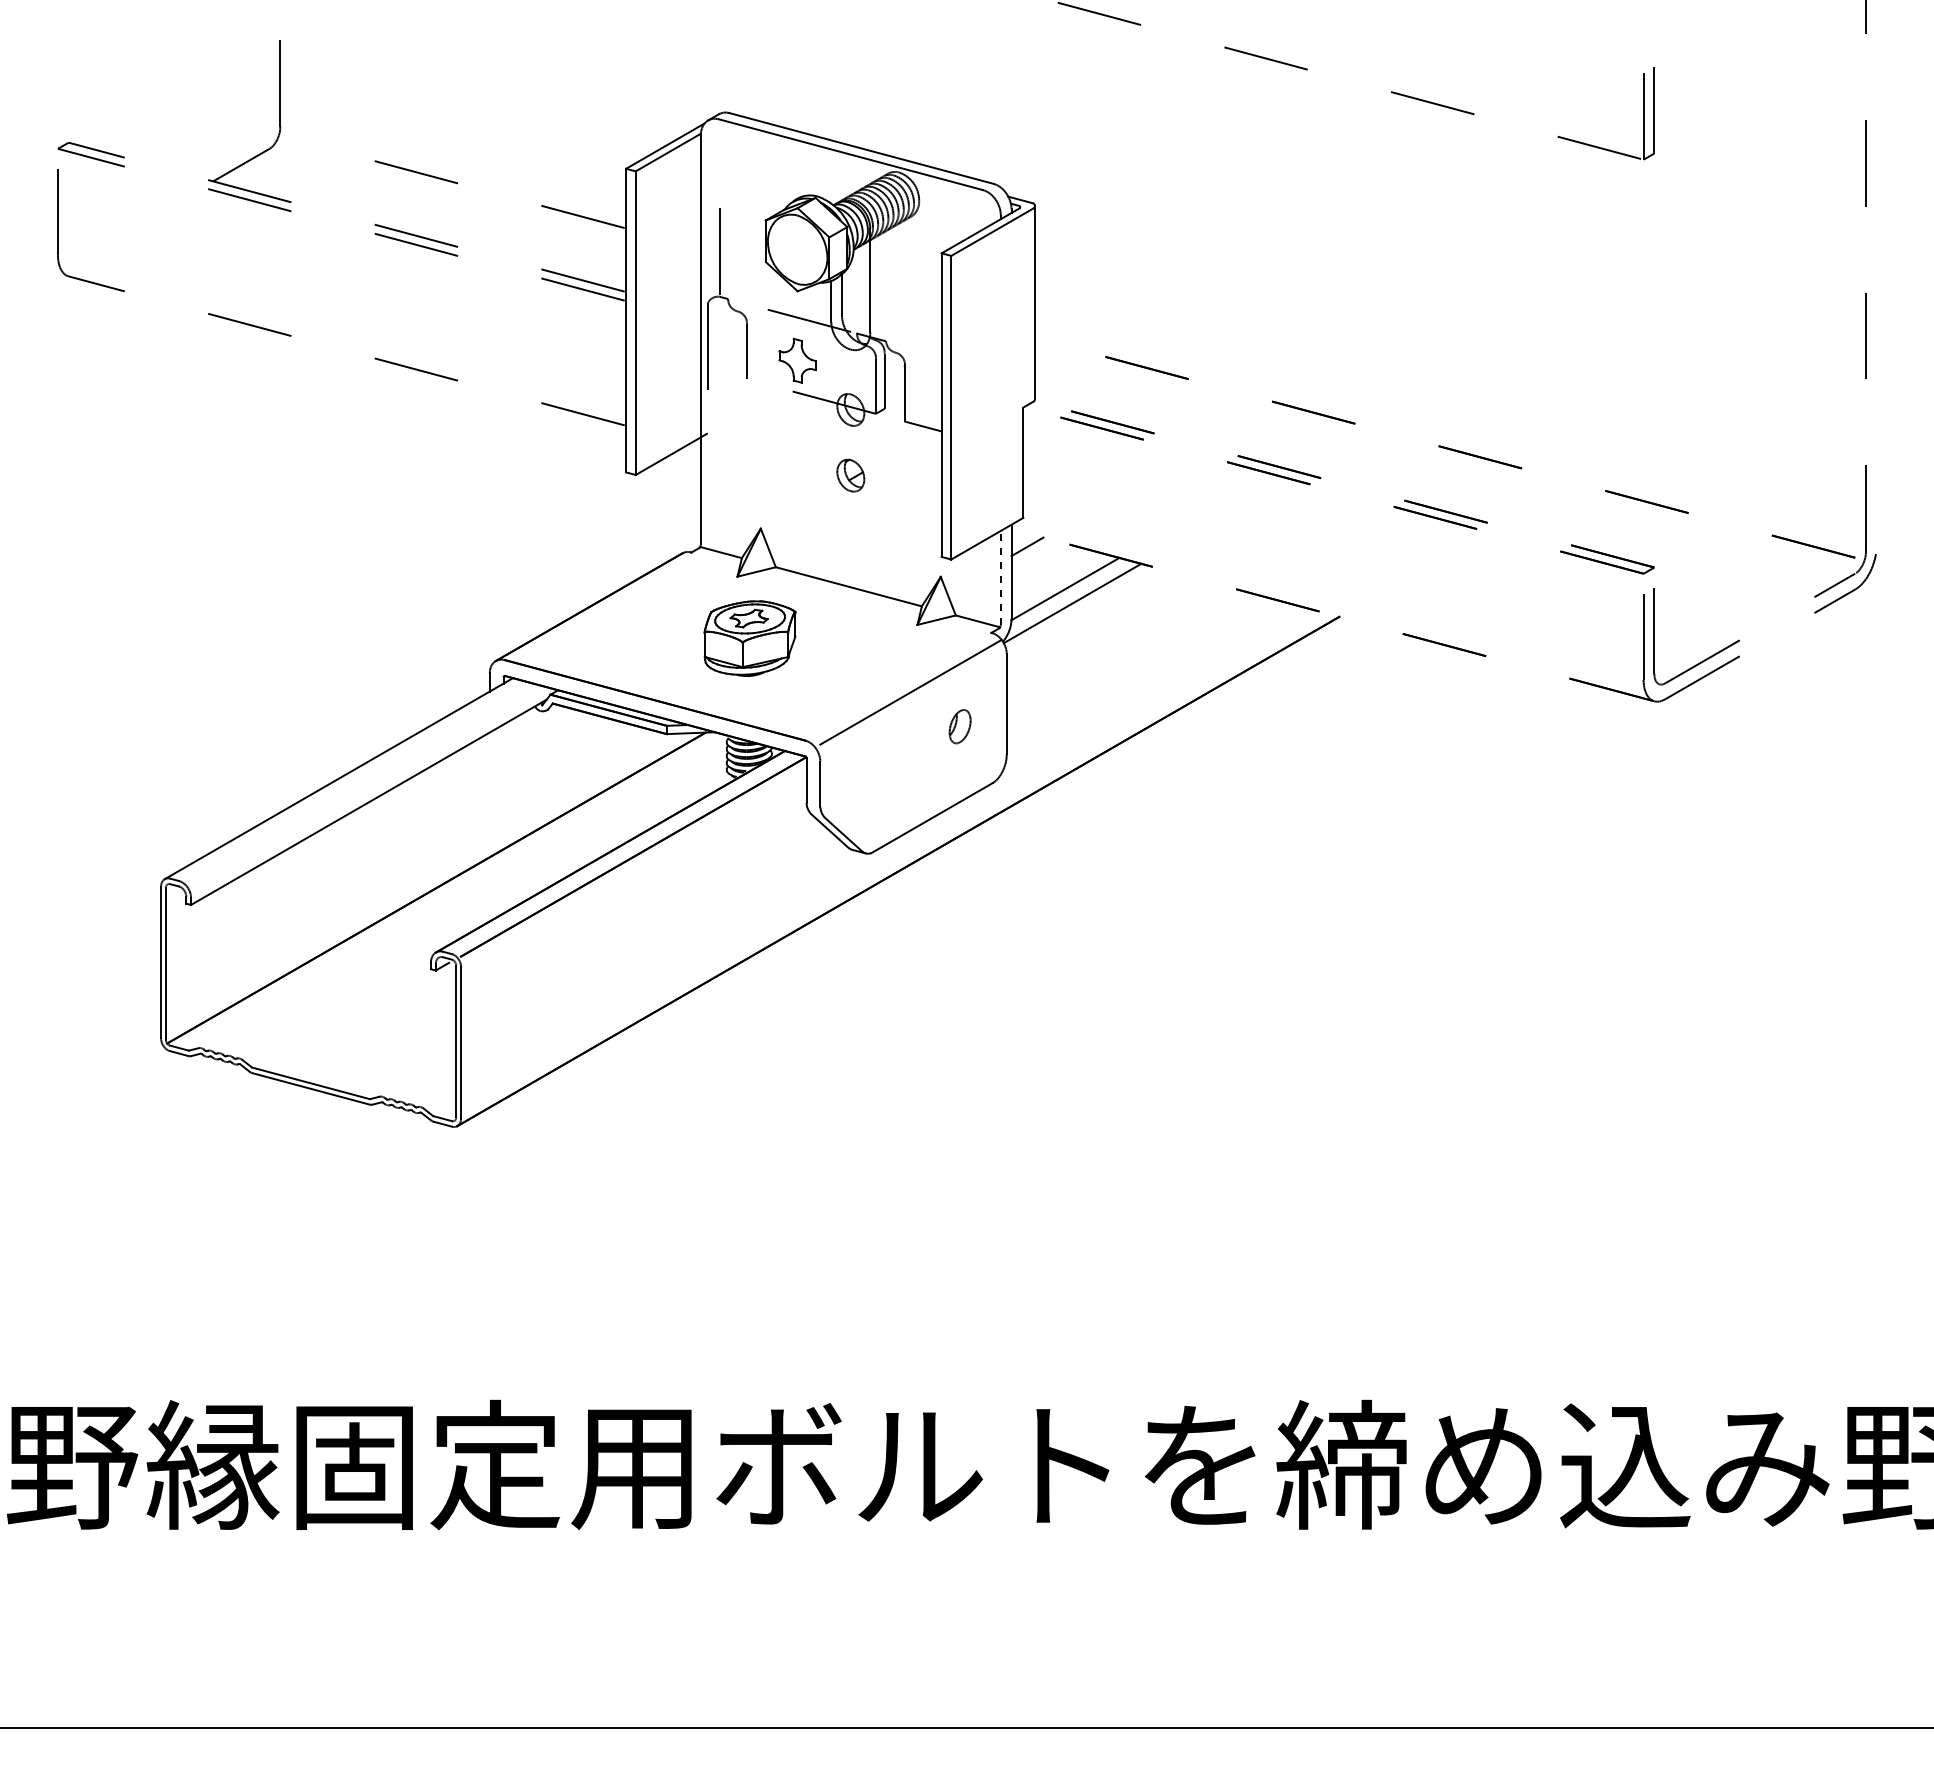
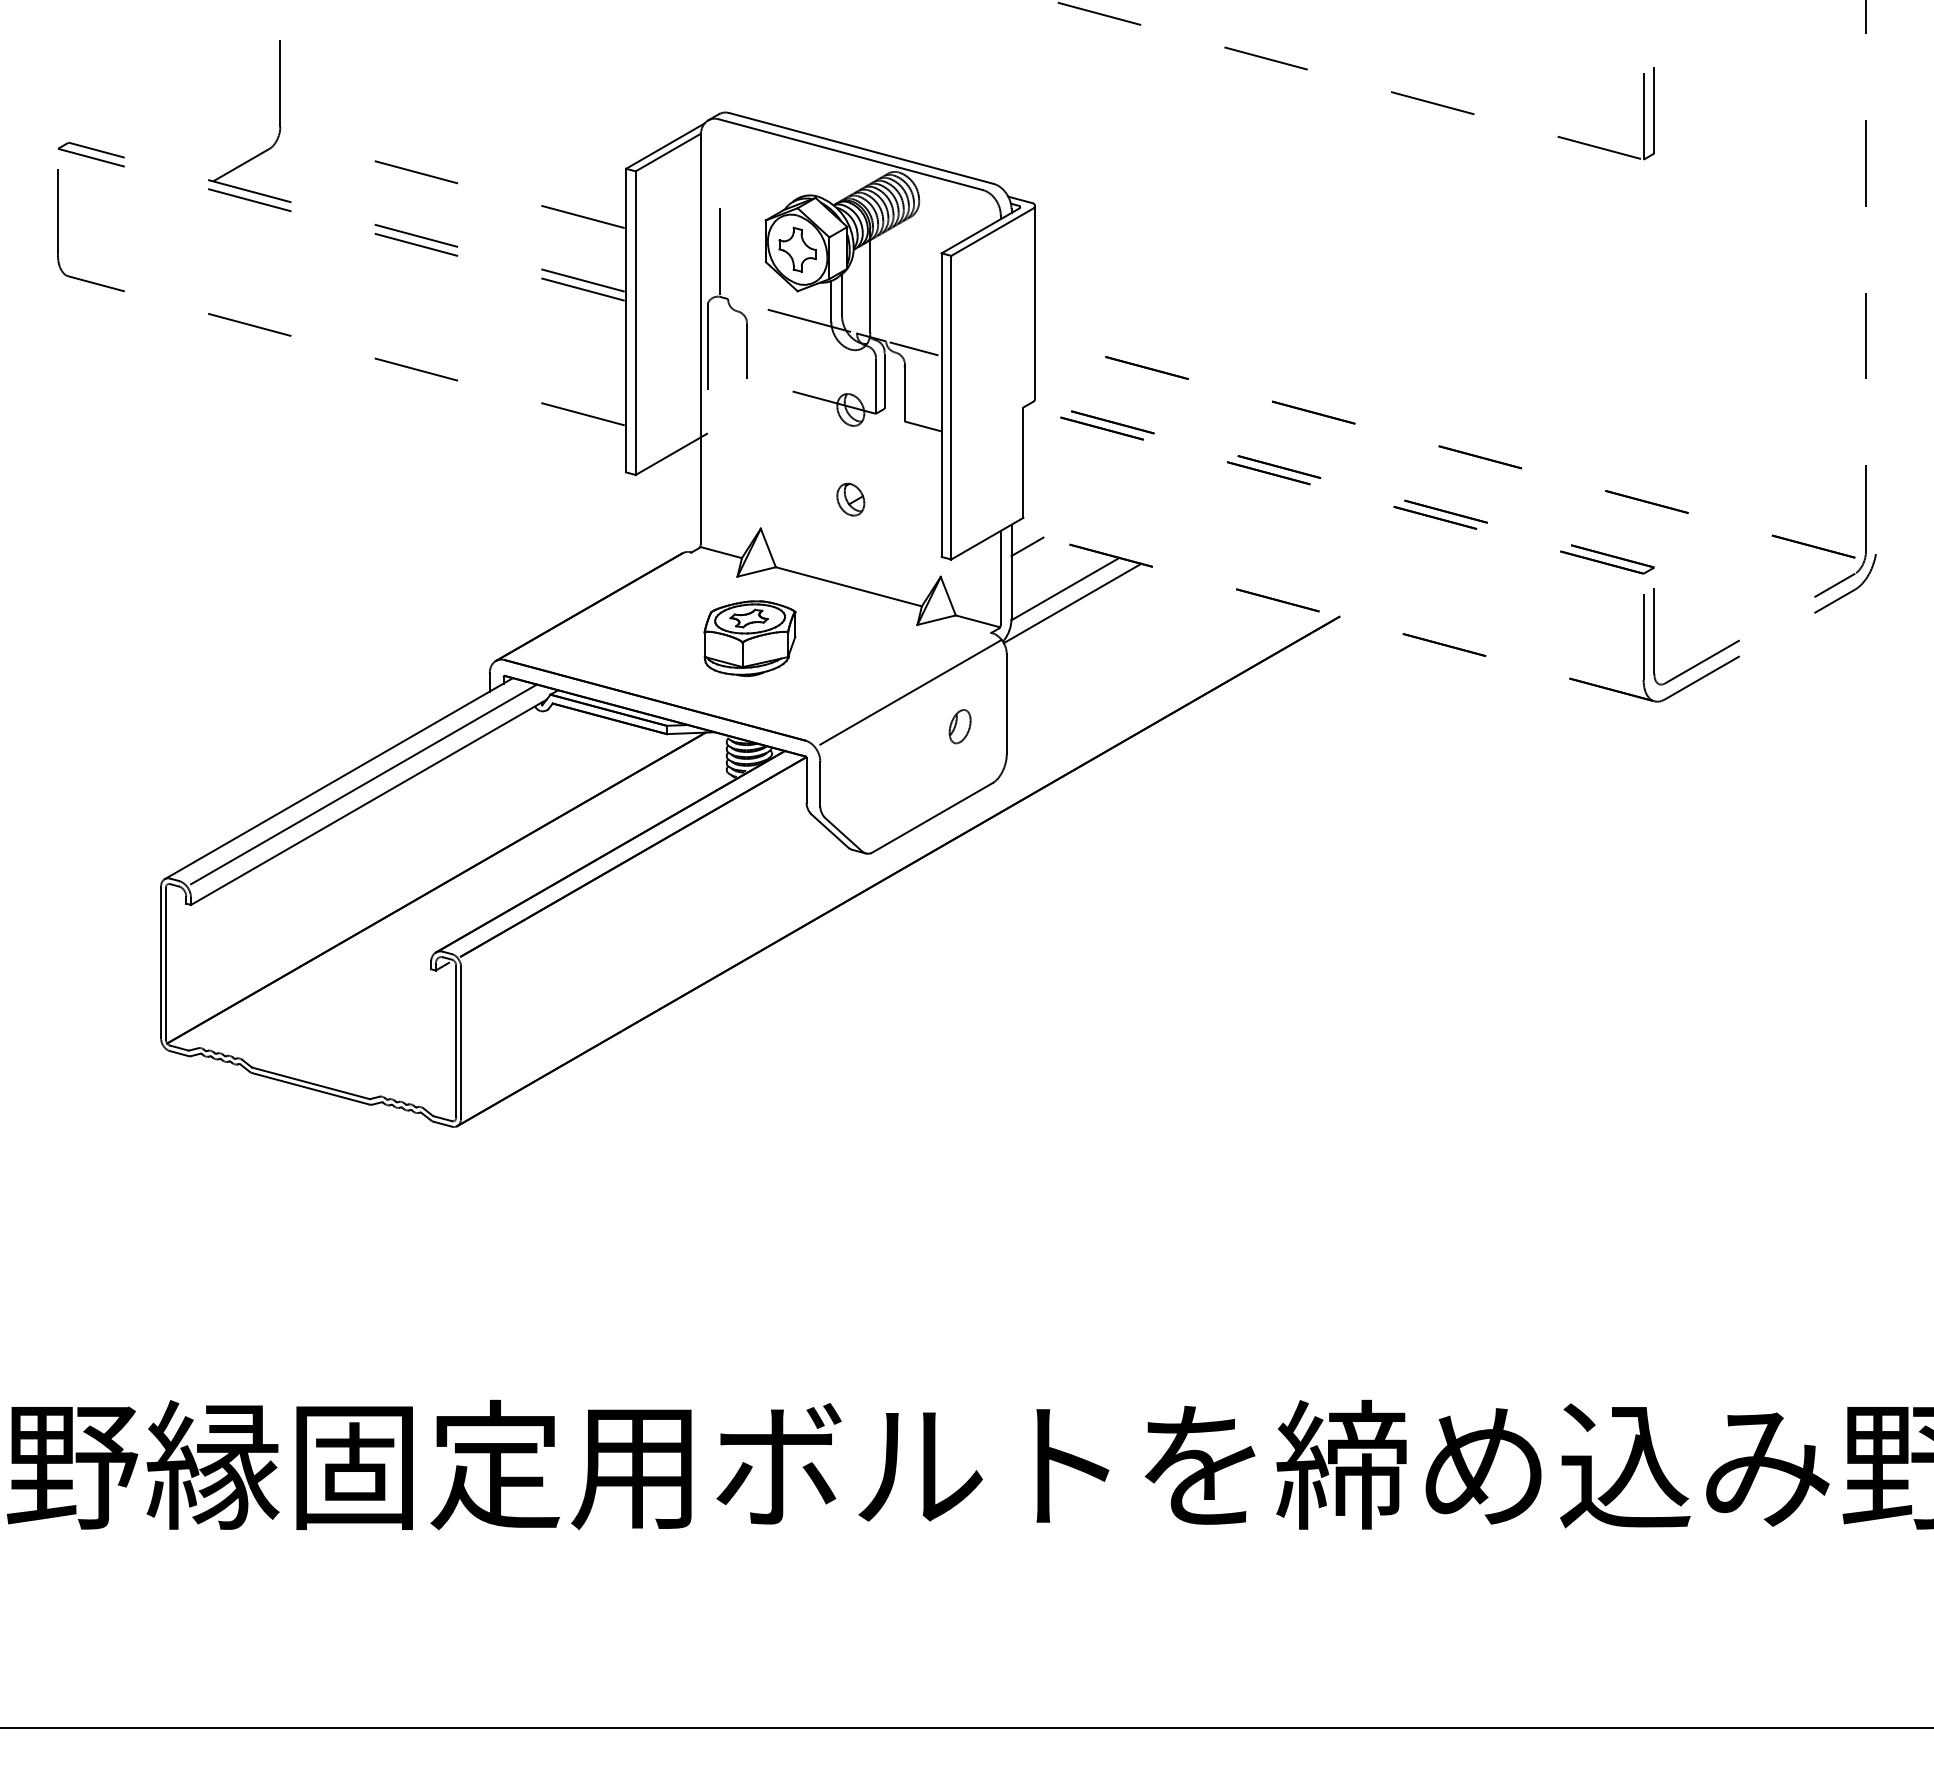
line: none -> present (913, 348)
part position: (797, 360) -> (797, 249) (797, 249)
part position: (850, 475) -> (850, 499) (850, 499)
line: dashed -> solid (1000, 577)
line: none -> present (363, 784)
